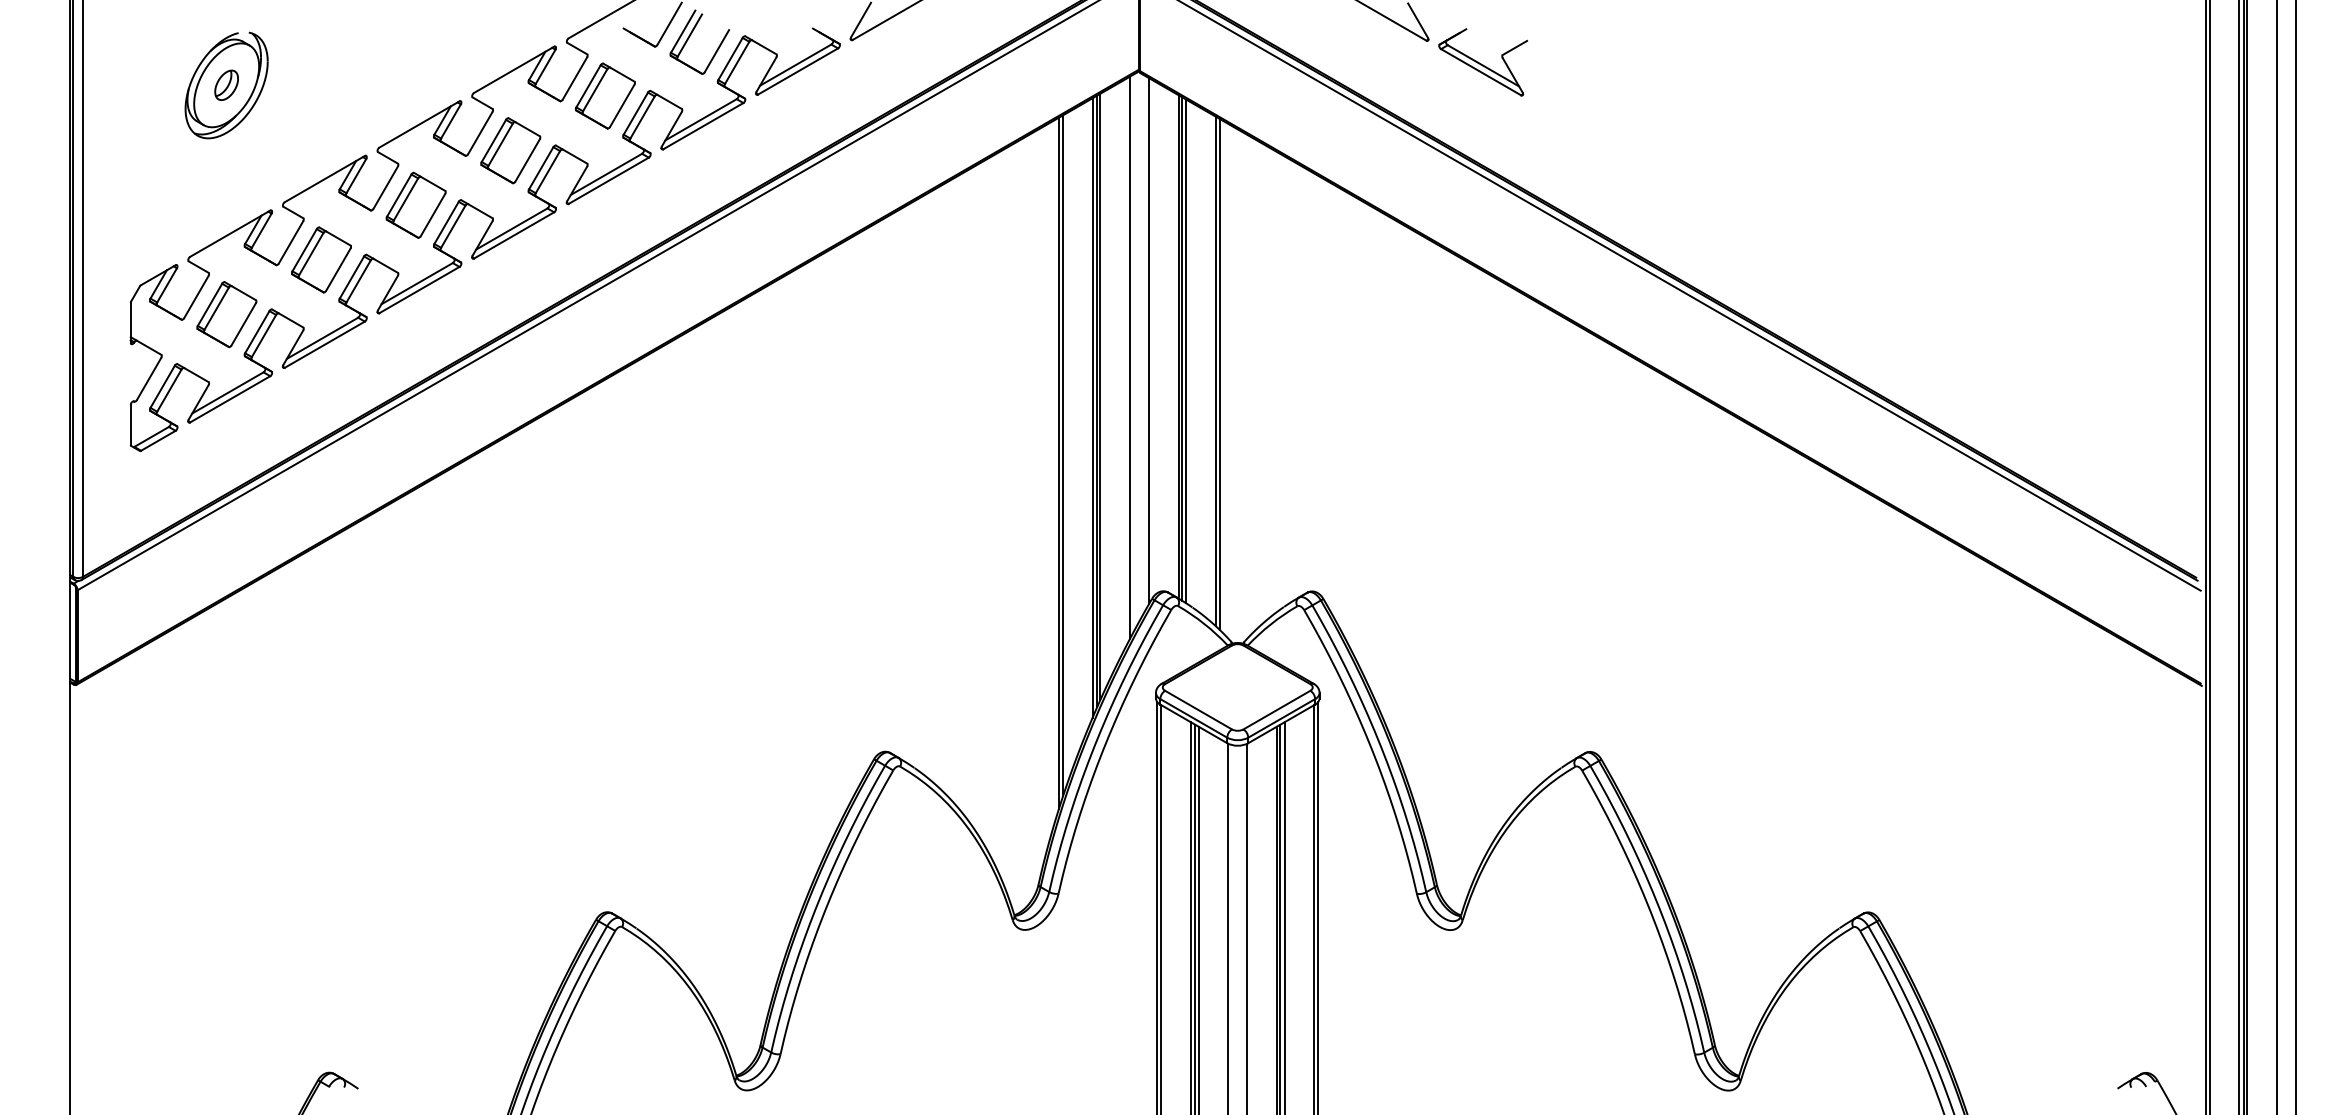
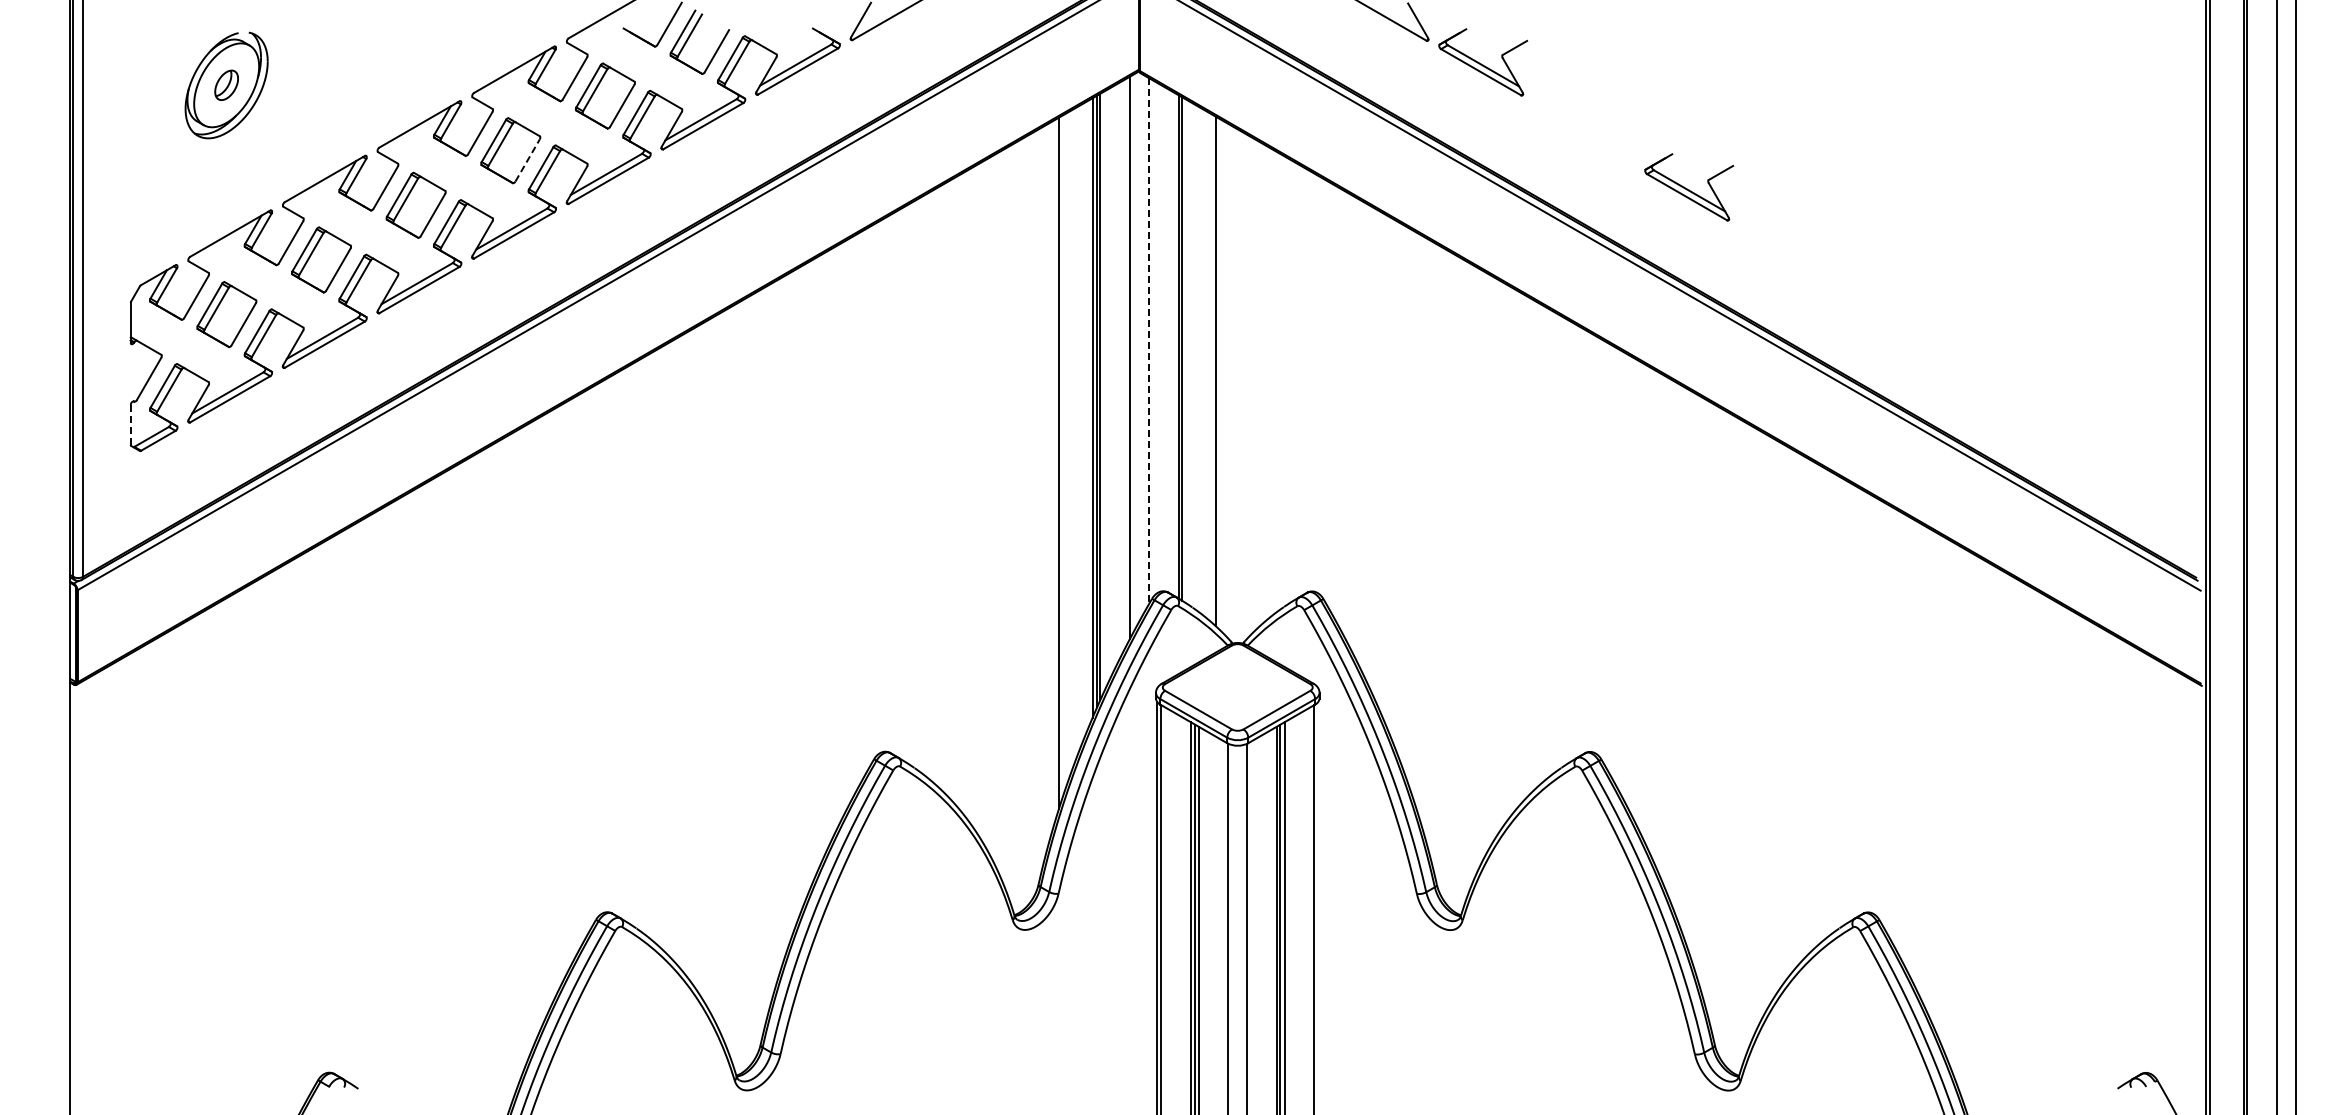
line: solid -> dashed (527, 160)
part: none -> present (1689, 187)
line: solid -> dashed (1149, 341)
line: present -> none (1186, 351)
line: present -> none (1219, 374)
line: solid -> dashed (130, 424)
line: present -> none (1063, 455)
line: present -> none (2239, 556)
line: present -> none (1318, 906)
